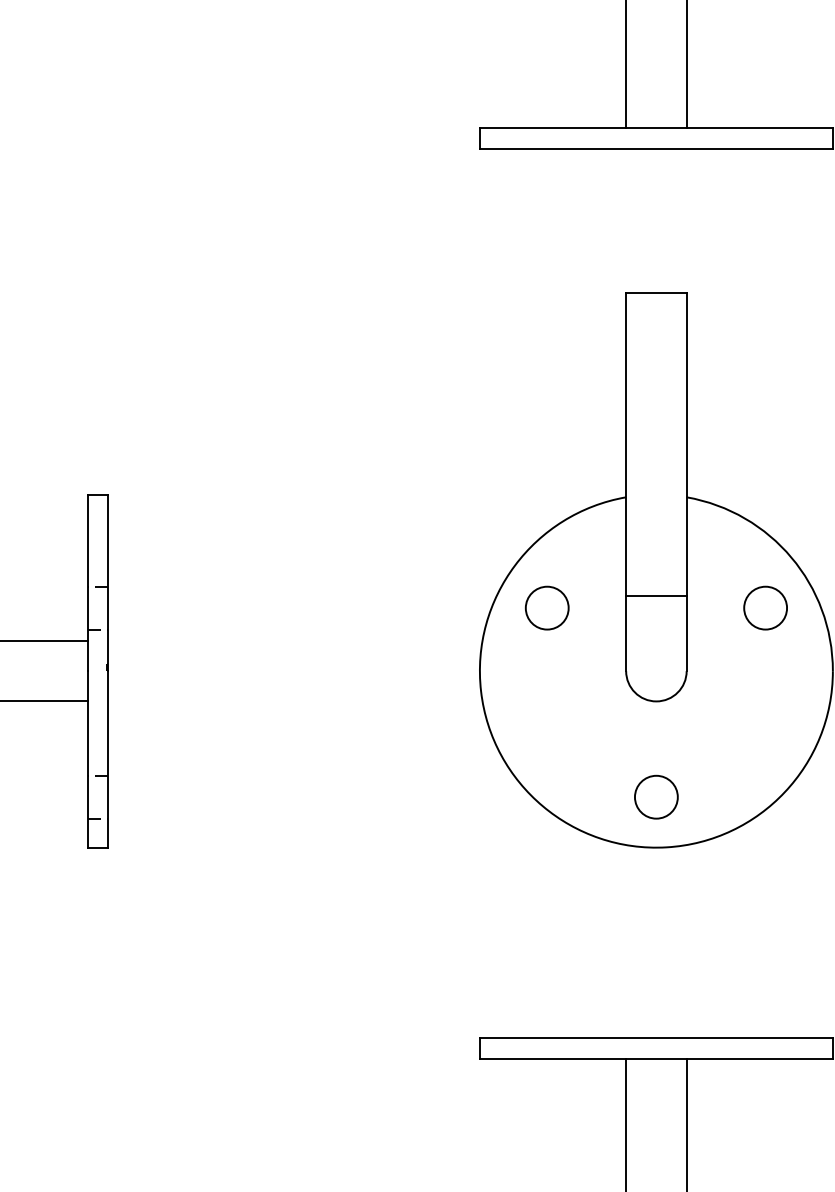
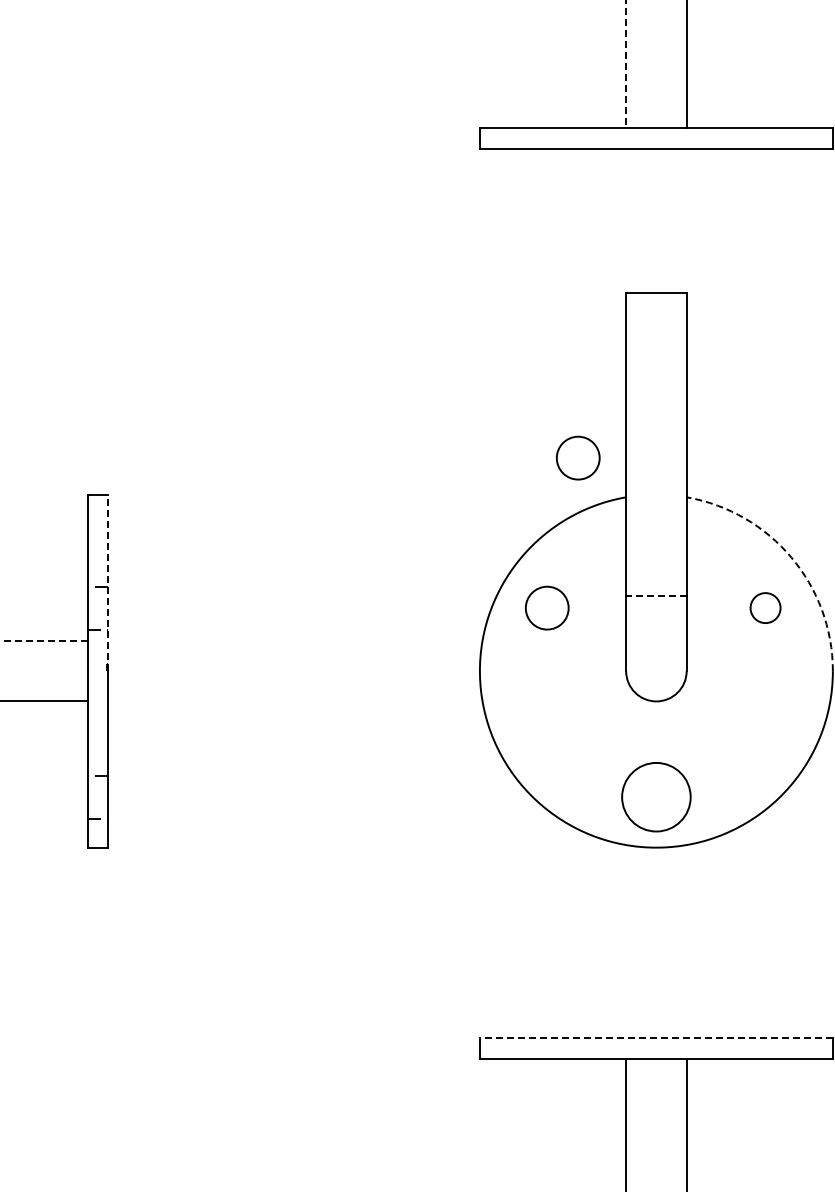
line: solid -> dashed (626, 64)
circle: none -> present (577, 457)
arc: solid -> dashed (791, 557)
line: solid -> dashed (107, 582)
line: solid -> dashed (655, 595)
circle size: 45x46 px -> 33x32 px (765, 607)
line: solid -> dashed (43, 640)
circle diameter: 43 px -> 69 px (656, 796)
line: solid -> dashed (655, 1038)
